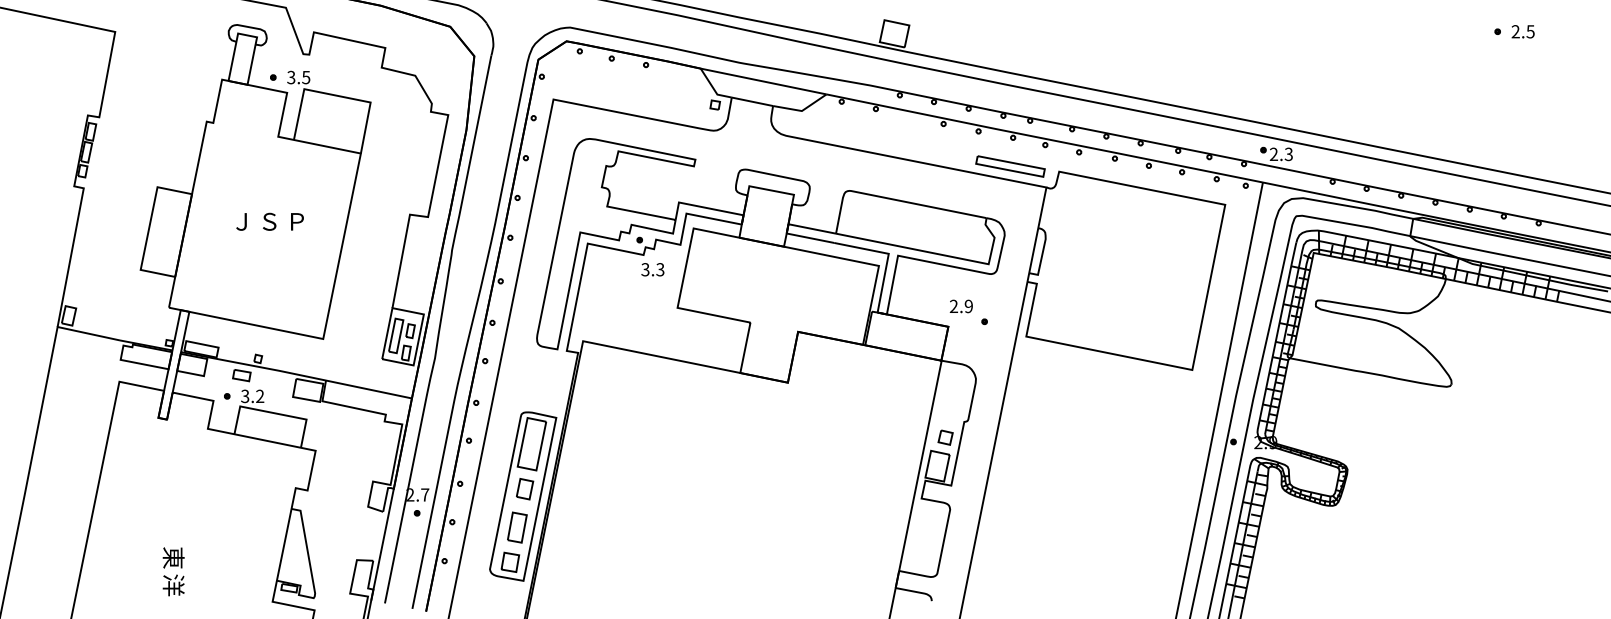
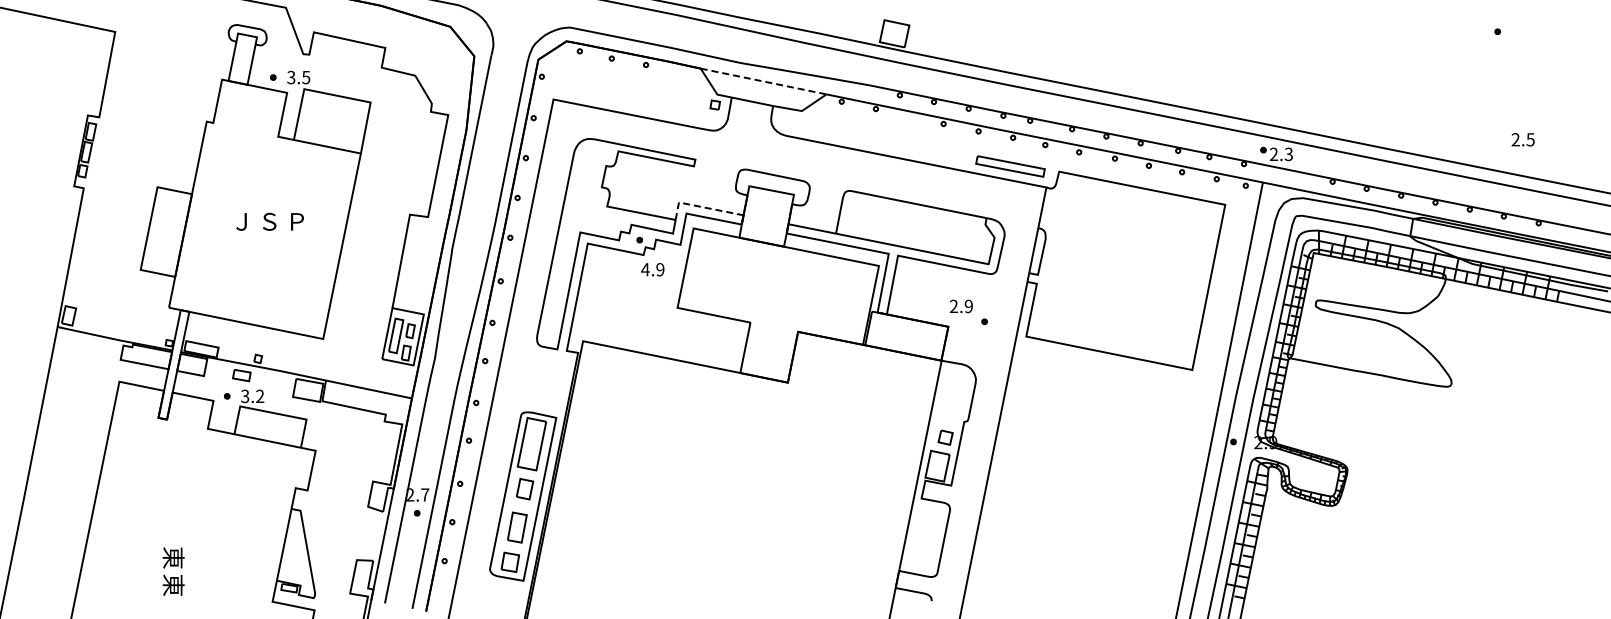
text position: (1522, 31) -> (1522, 139) (1522, 139)
line: solid -> dashed (764, 81)
line: solid -> dashed (702, 207)
text: 3.3 -> 4.9 (652, 269)
text: 洋 -> 東 (173, 585)
